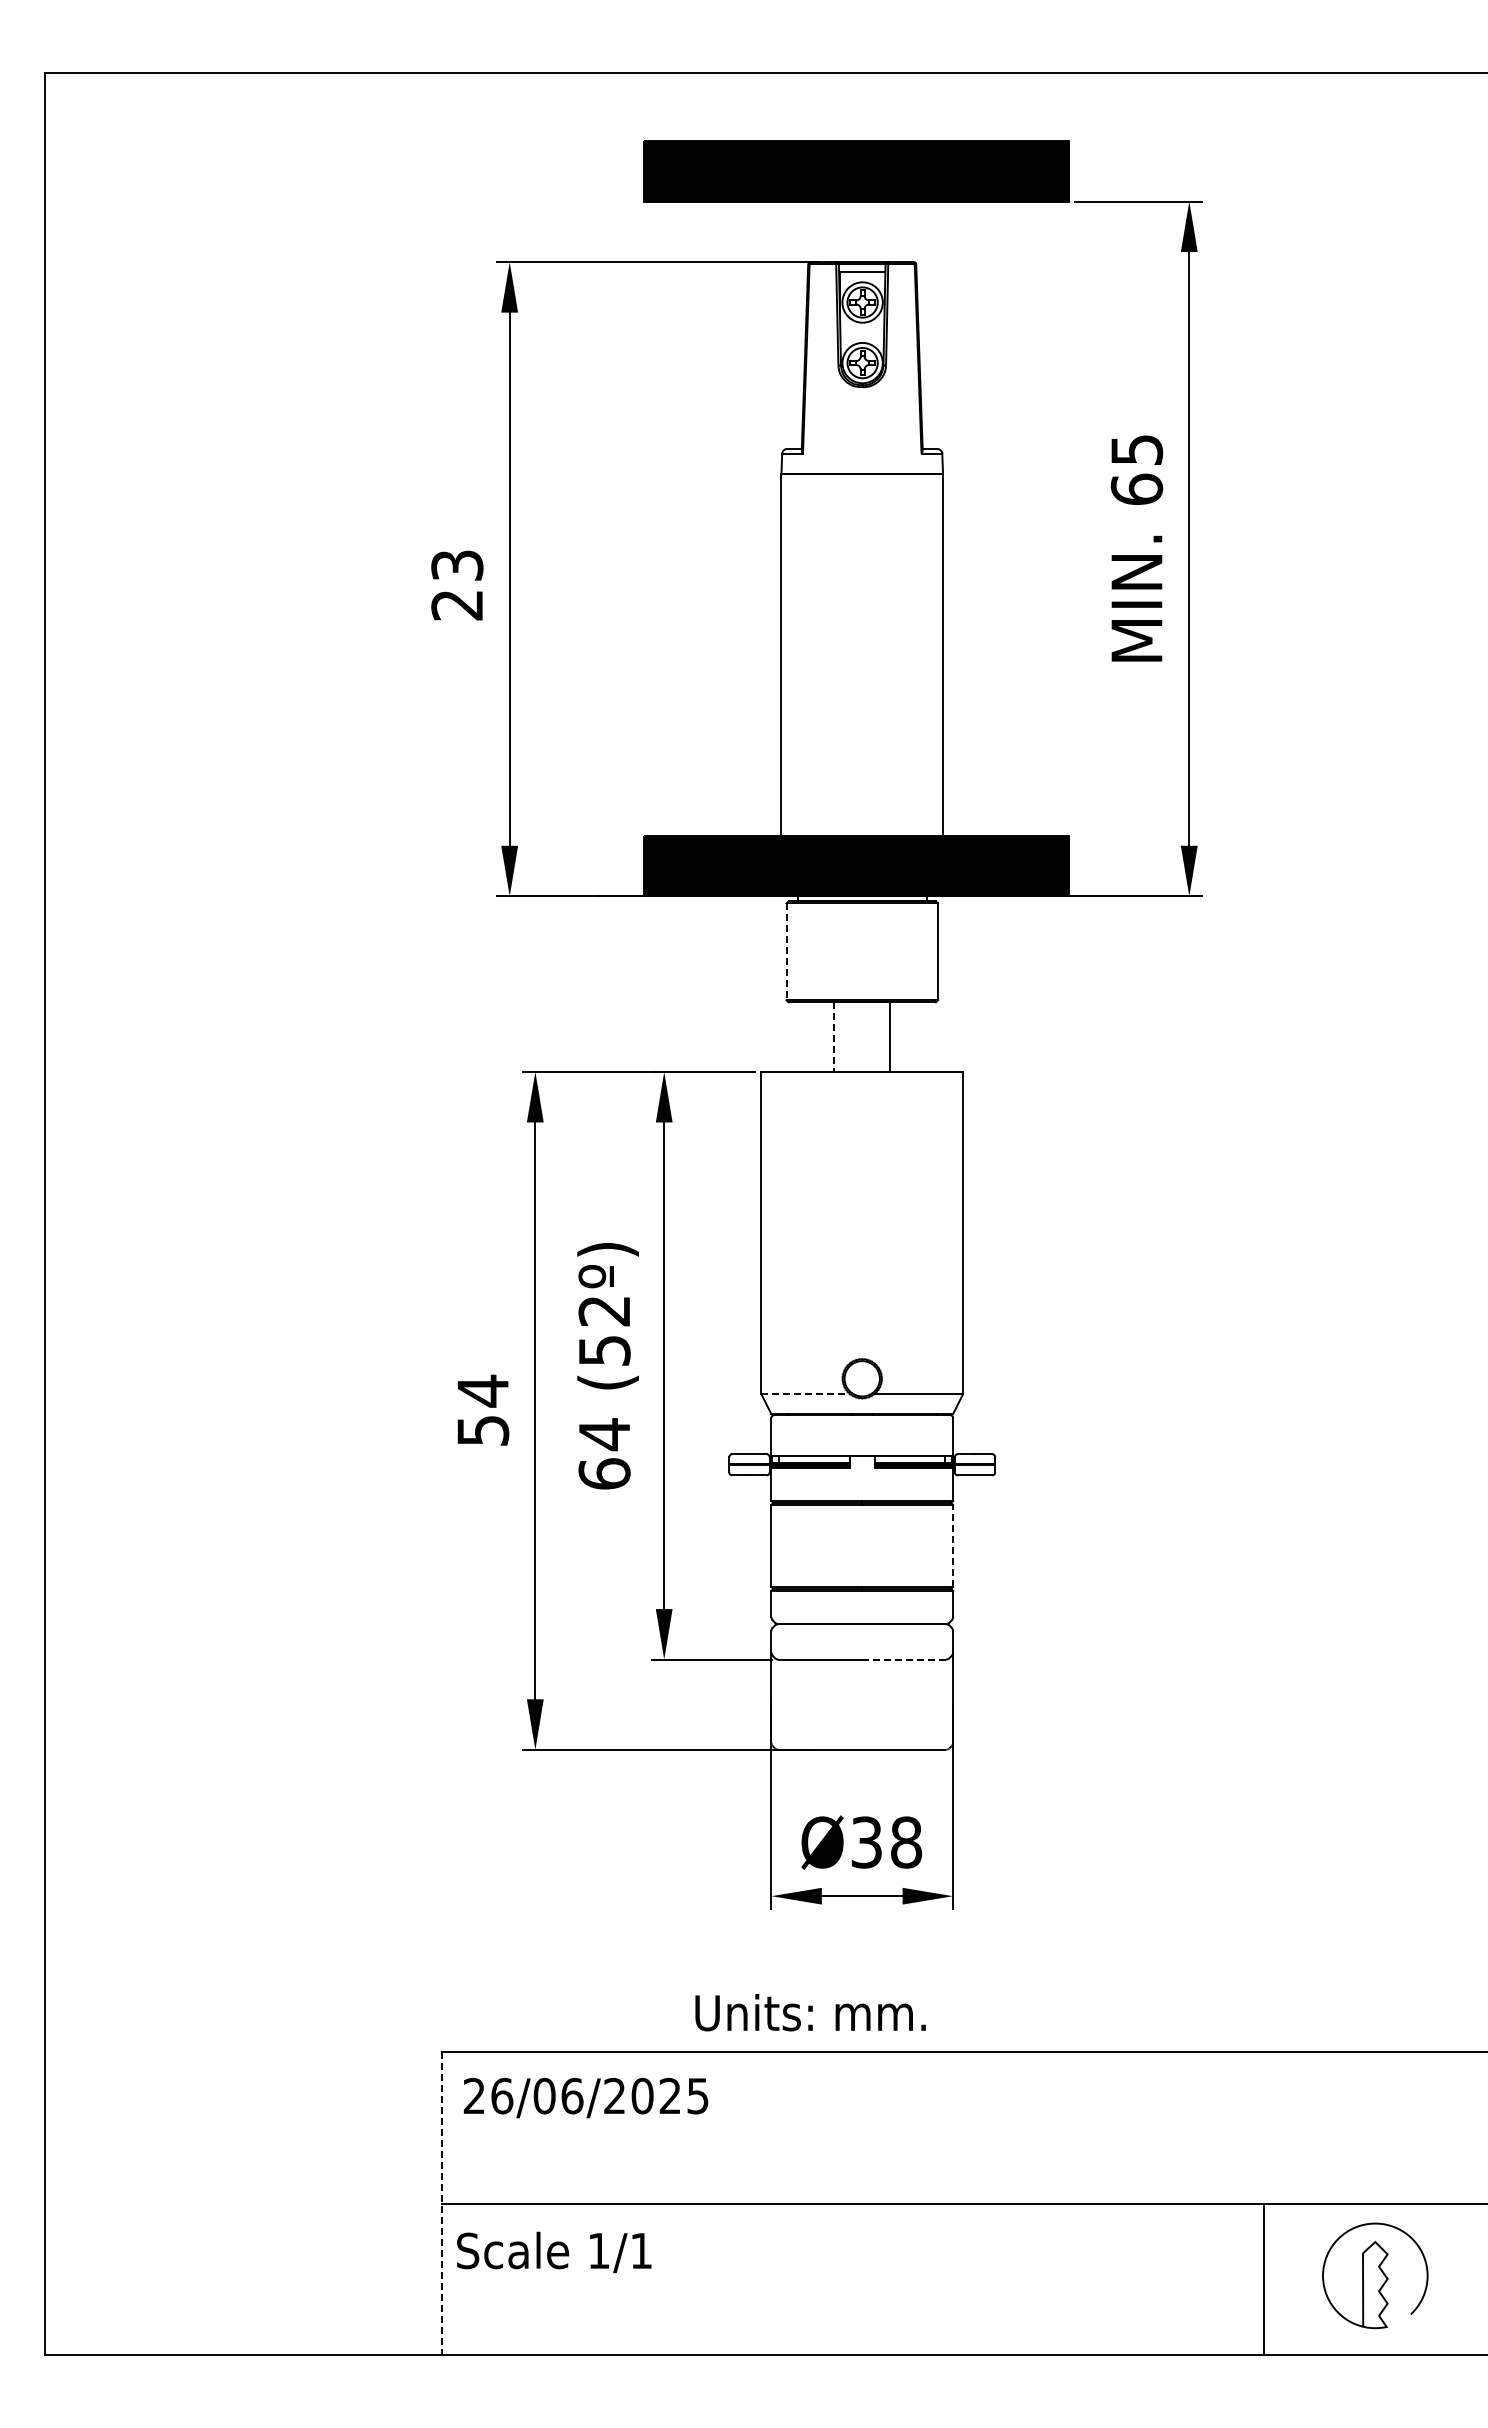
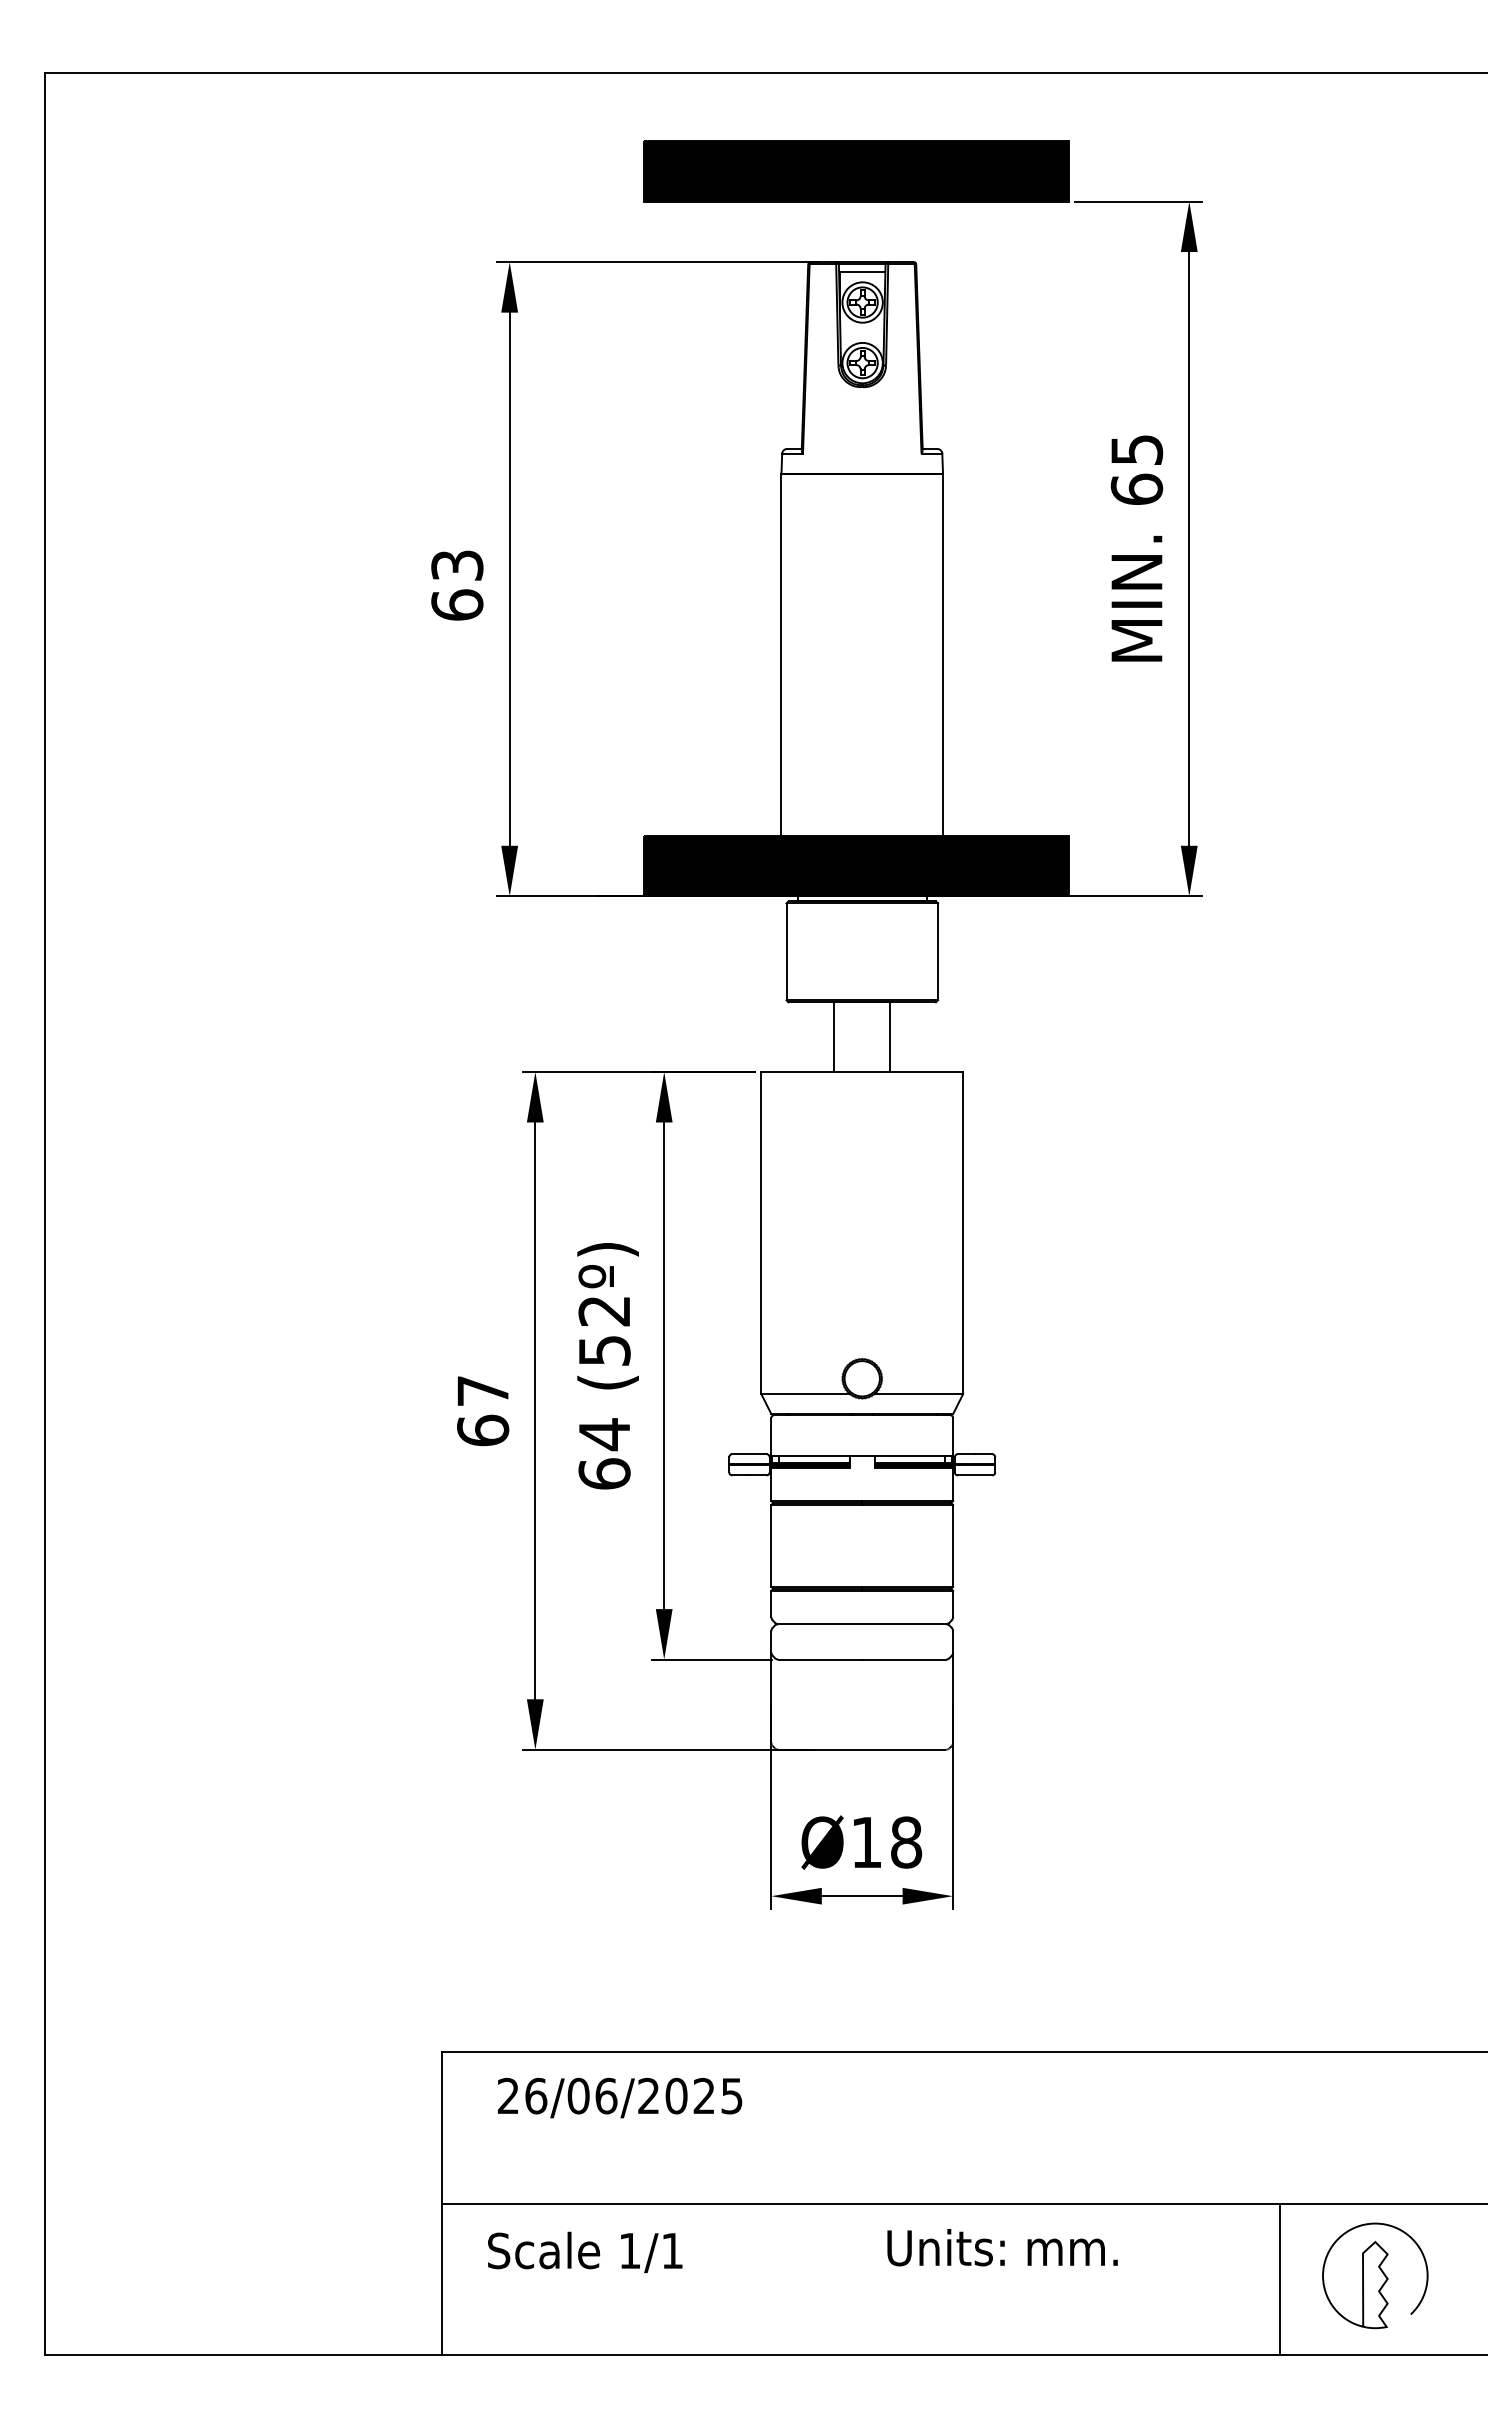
text: 23 -> 63 (457, 604)
line: dashed -> solid (786, 952)
line: dashed -> solid (834, 1037)
line: dashed -> solid (805, 1393)
text: 54 -> 67 (483, 1410)
line: dashed -> solid (953, 1545)
line: dashed -> solid (904, 1659)
text: Ø38 -> Ø18 (866, 1842)
text position: (810, 2012) -> (1002, 2247) (1002, 2247)
text position: (585, 2097) -> (619, 2097) (619, 2097)
line: dashed -> solid (441, 2204)
text position: (554, 2251) -> (585, 2251) (585, 2251)
line position: (1264, 2279) -> (1280, 2279) (1280, 2279)
